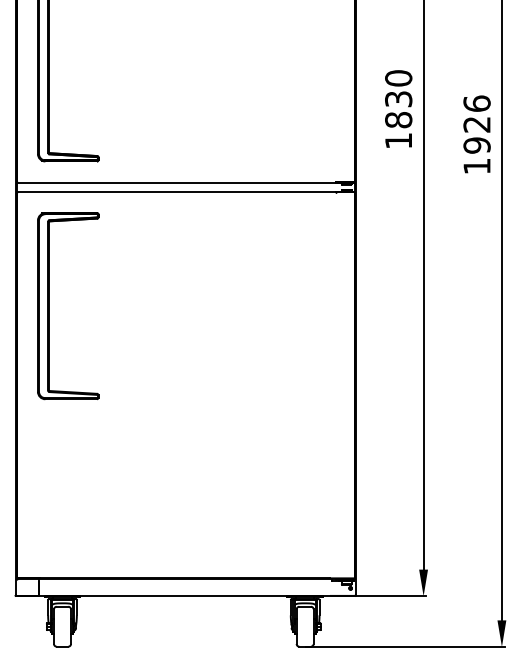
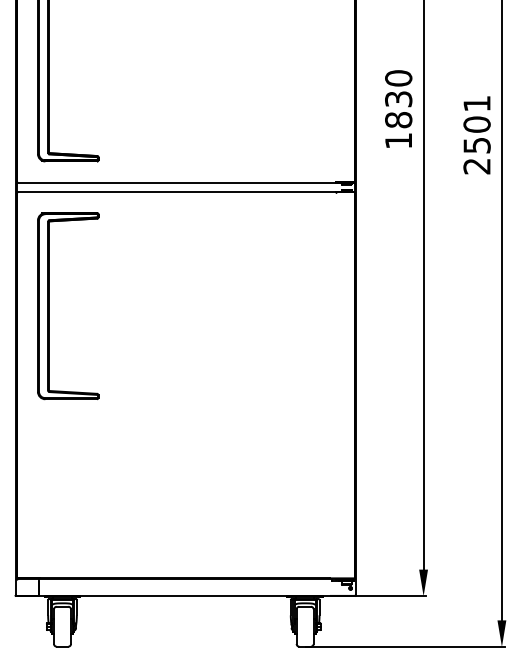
text: 1926 -> 2501 (476, 134)
